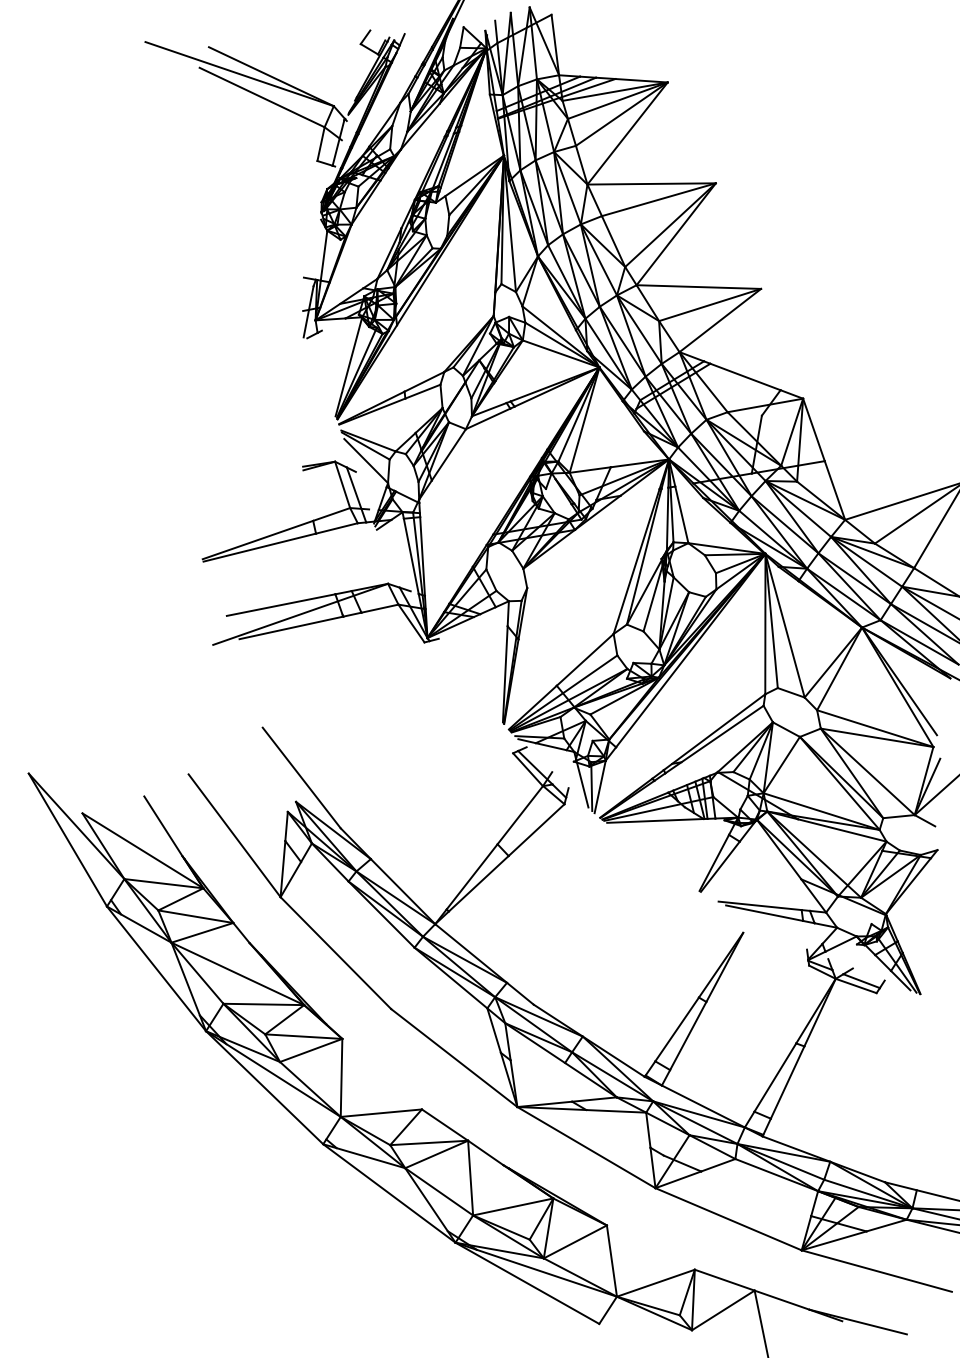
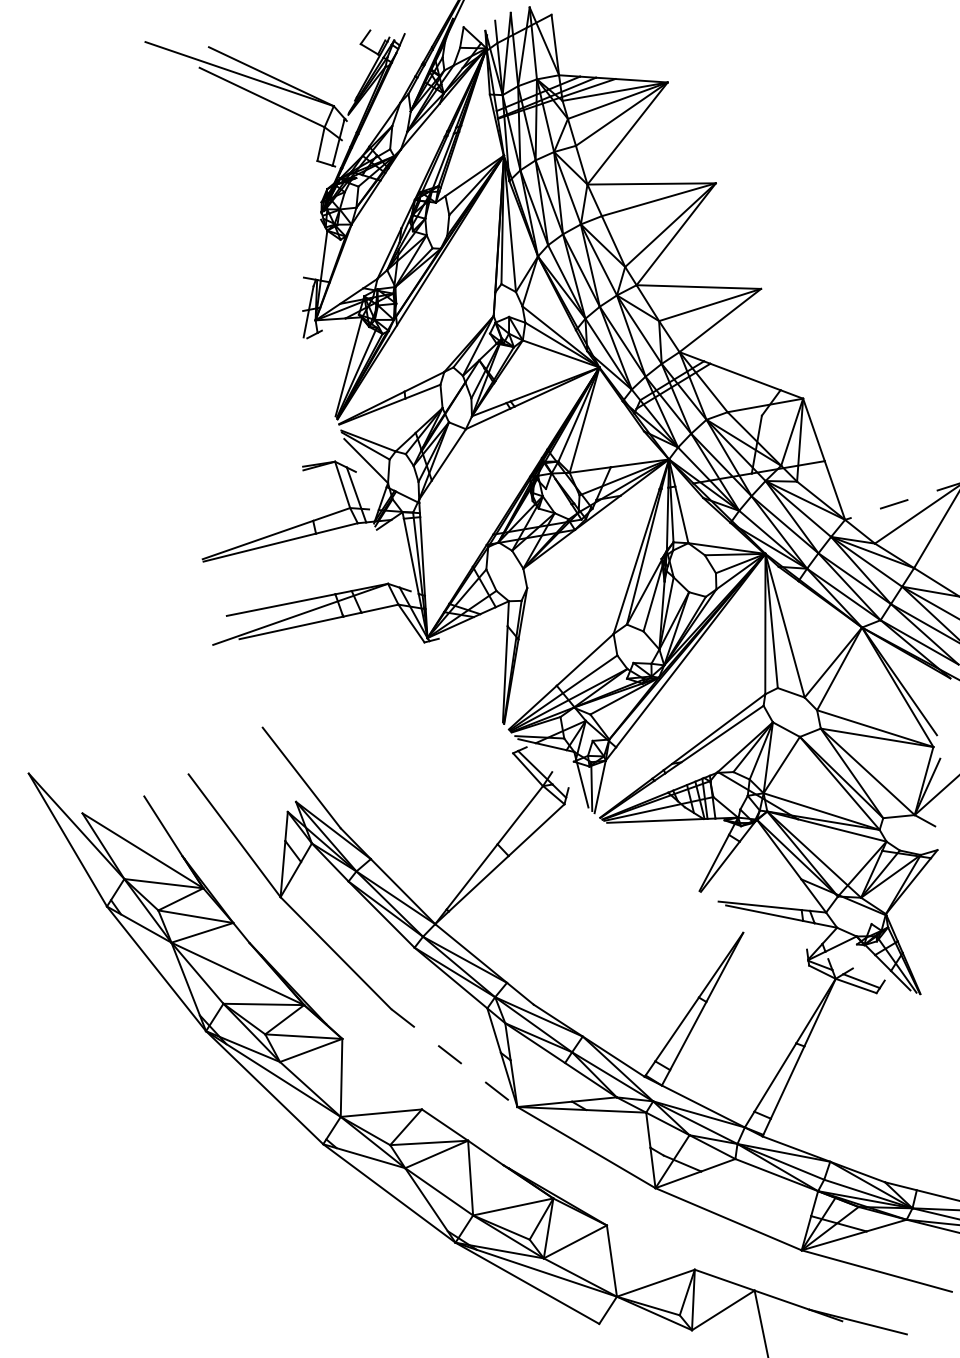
line: solid -> dashed (902, 501)
line: solid -> dashed (454, 1058)
